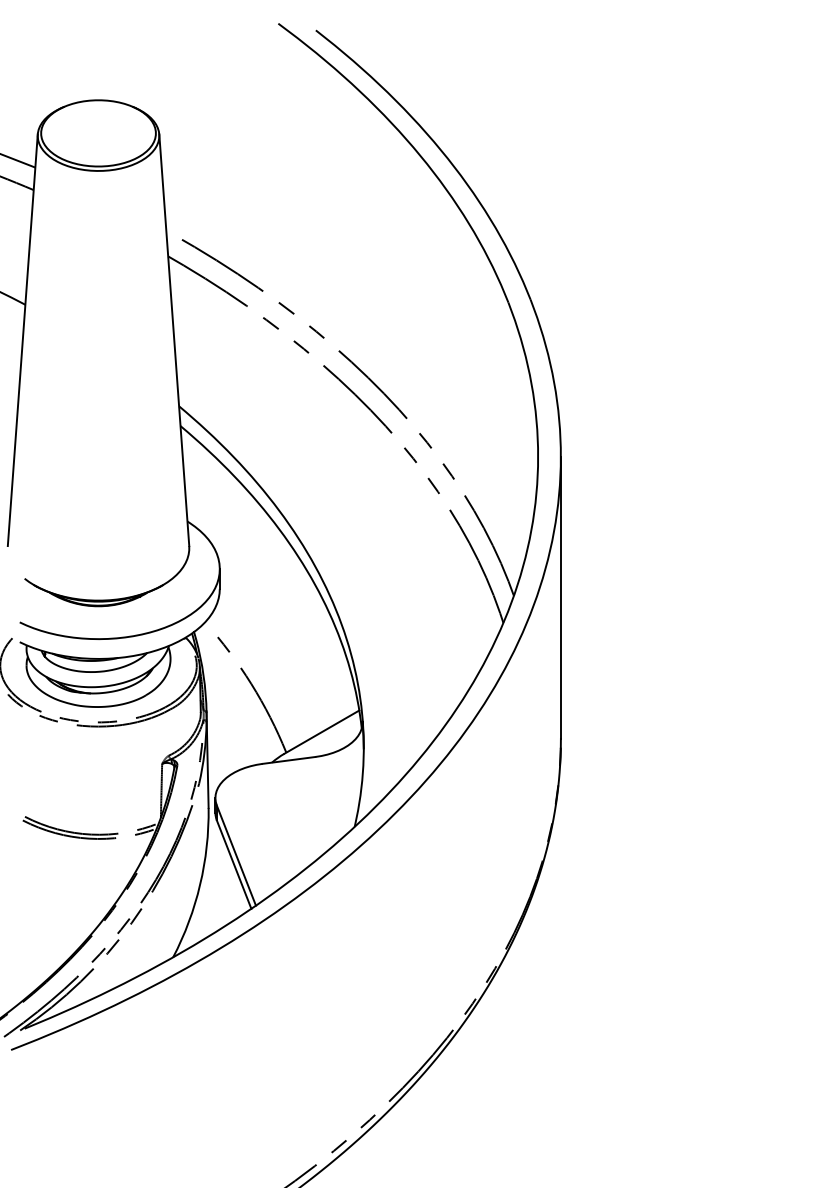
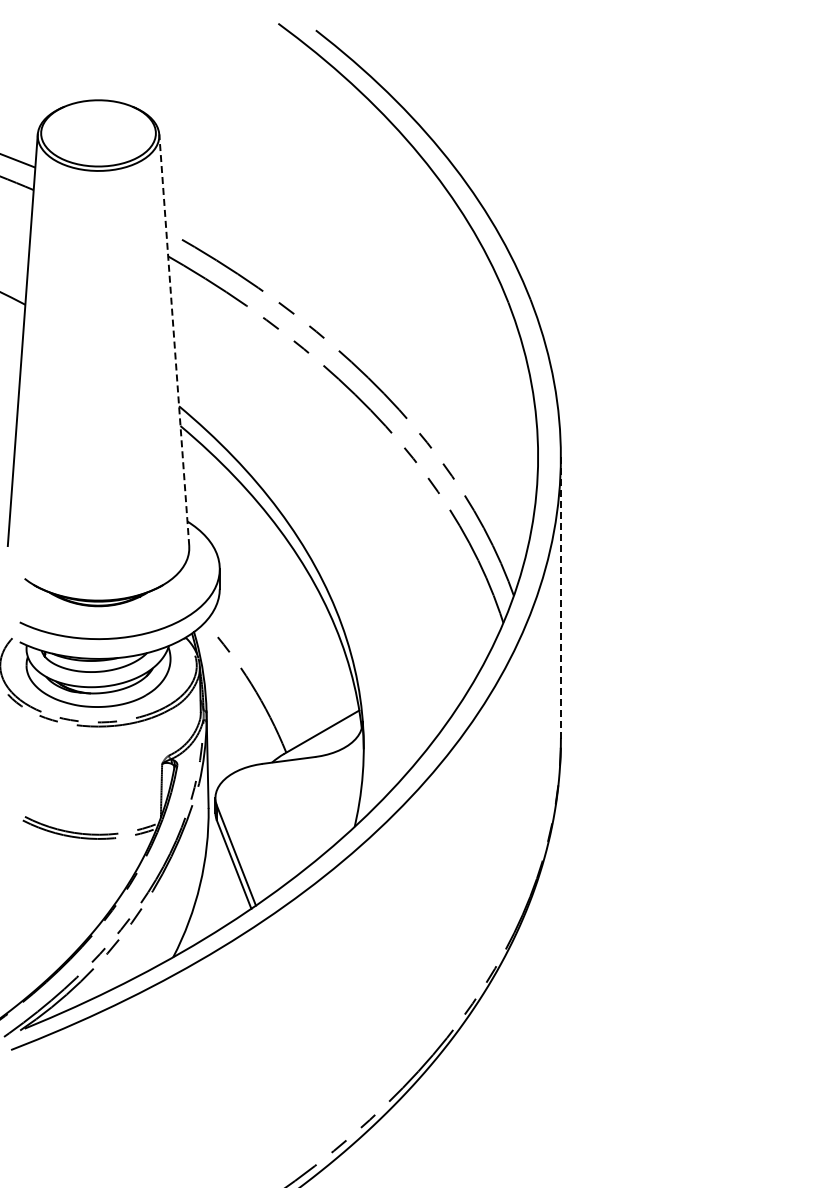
line: solid -> dashed (174, 339)
line: solid -> dashed (560, 597)
